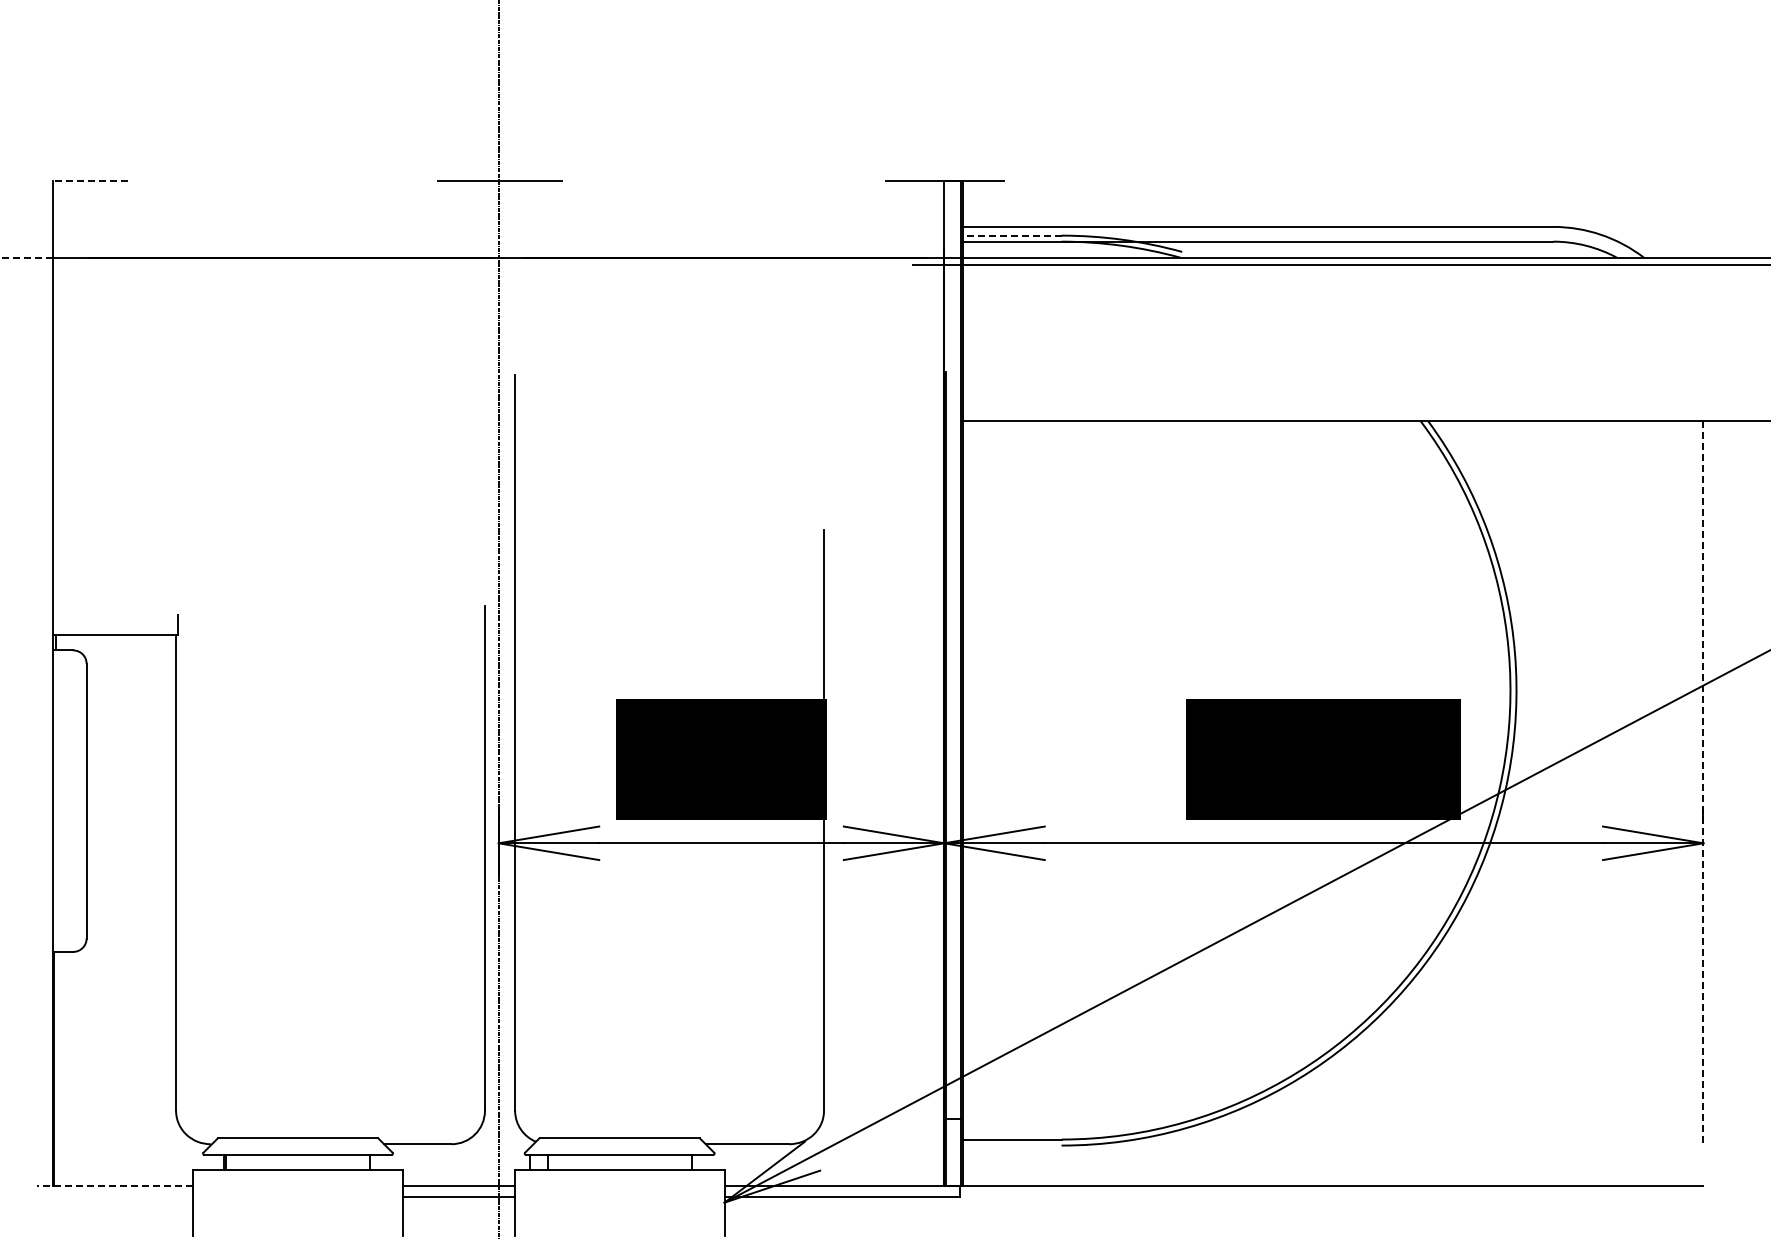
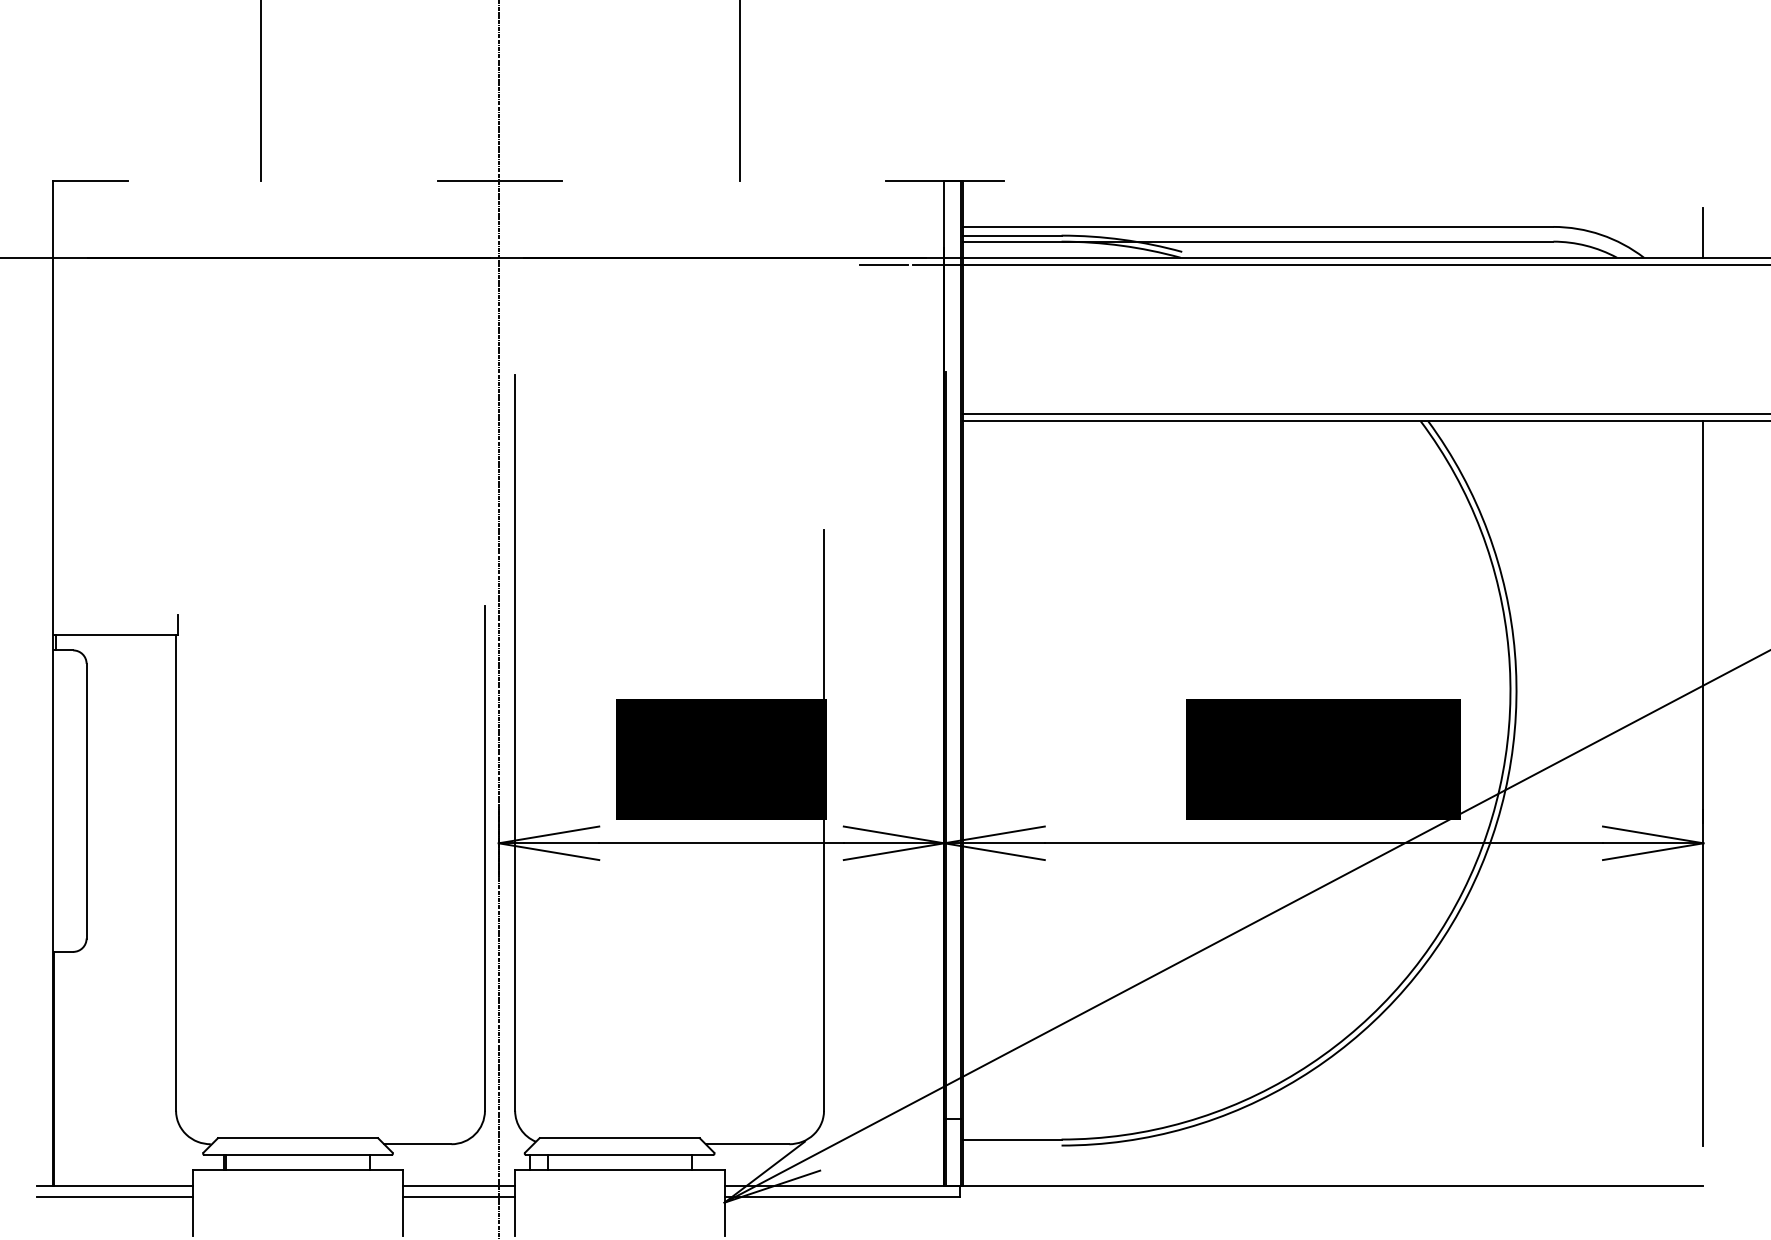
line: none -> present (260, 91)
line: none -> present (739, 91)
line: dashed -> solid (90, 181)
line: none -> present (1703, 232)
line: dashed -> solid (1011, 235)
line: dashed -> solid (26, 257)
line: none -> present (884, 265)
line: none -> present (1365, 413)
line: dashed -> solid (1703, 783)
line: dashed -> solid (114, 1186)
line: none -> present (115, 1197)
